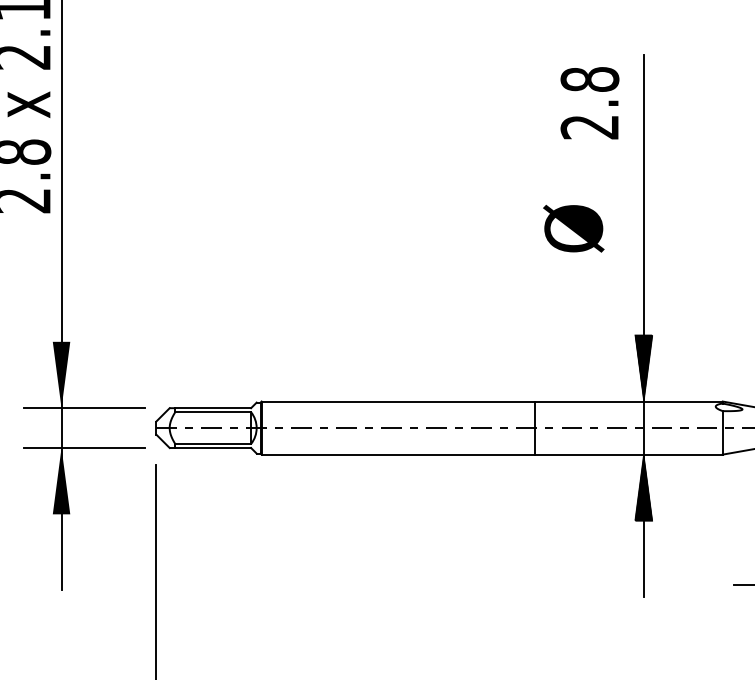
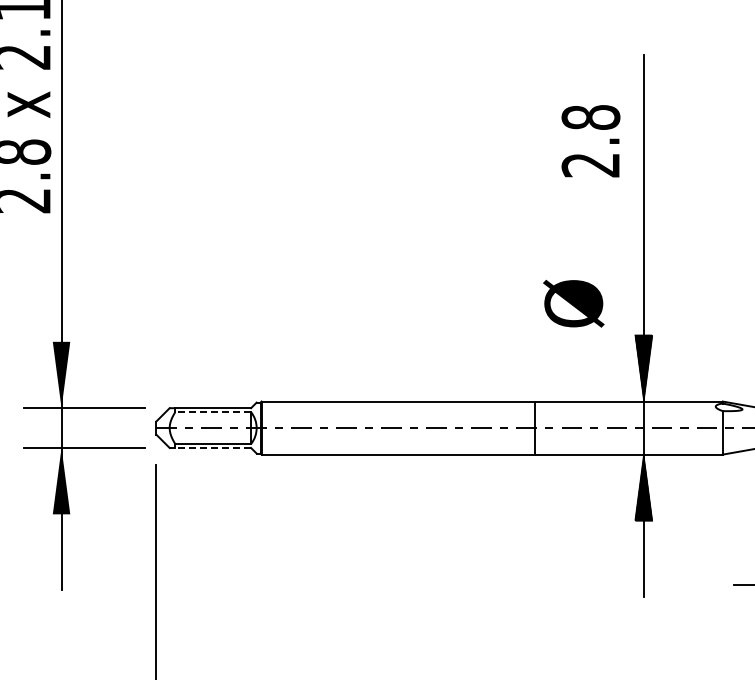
text position: (589, 103) -> (590, 141) (590, 141)
text position: (573, 228) -> (573, 303) (573, 303)
line: solid -> dashed (213, 412)
line: solid -> dashed (213, 448)
